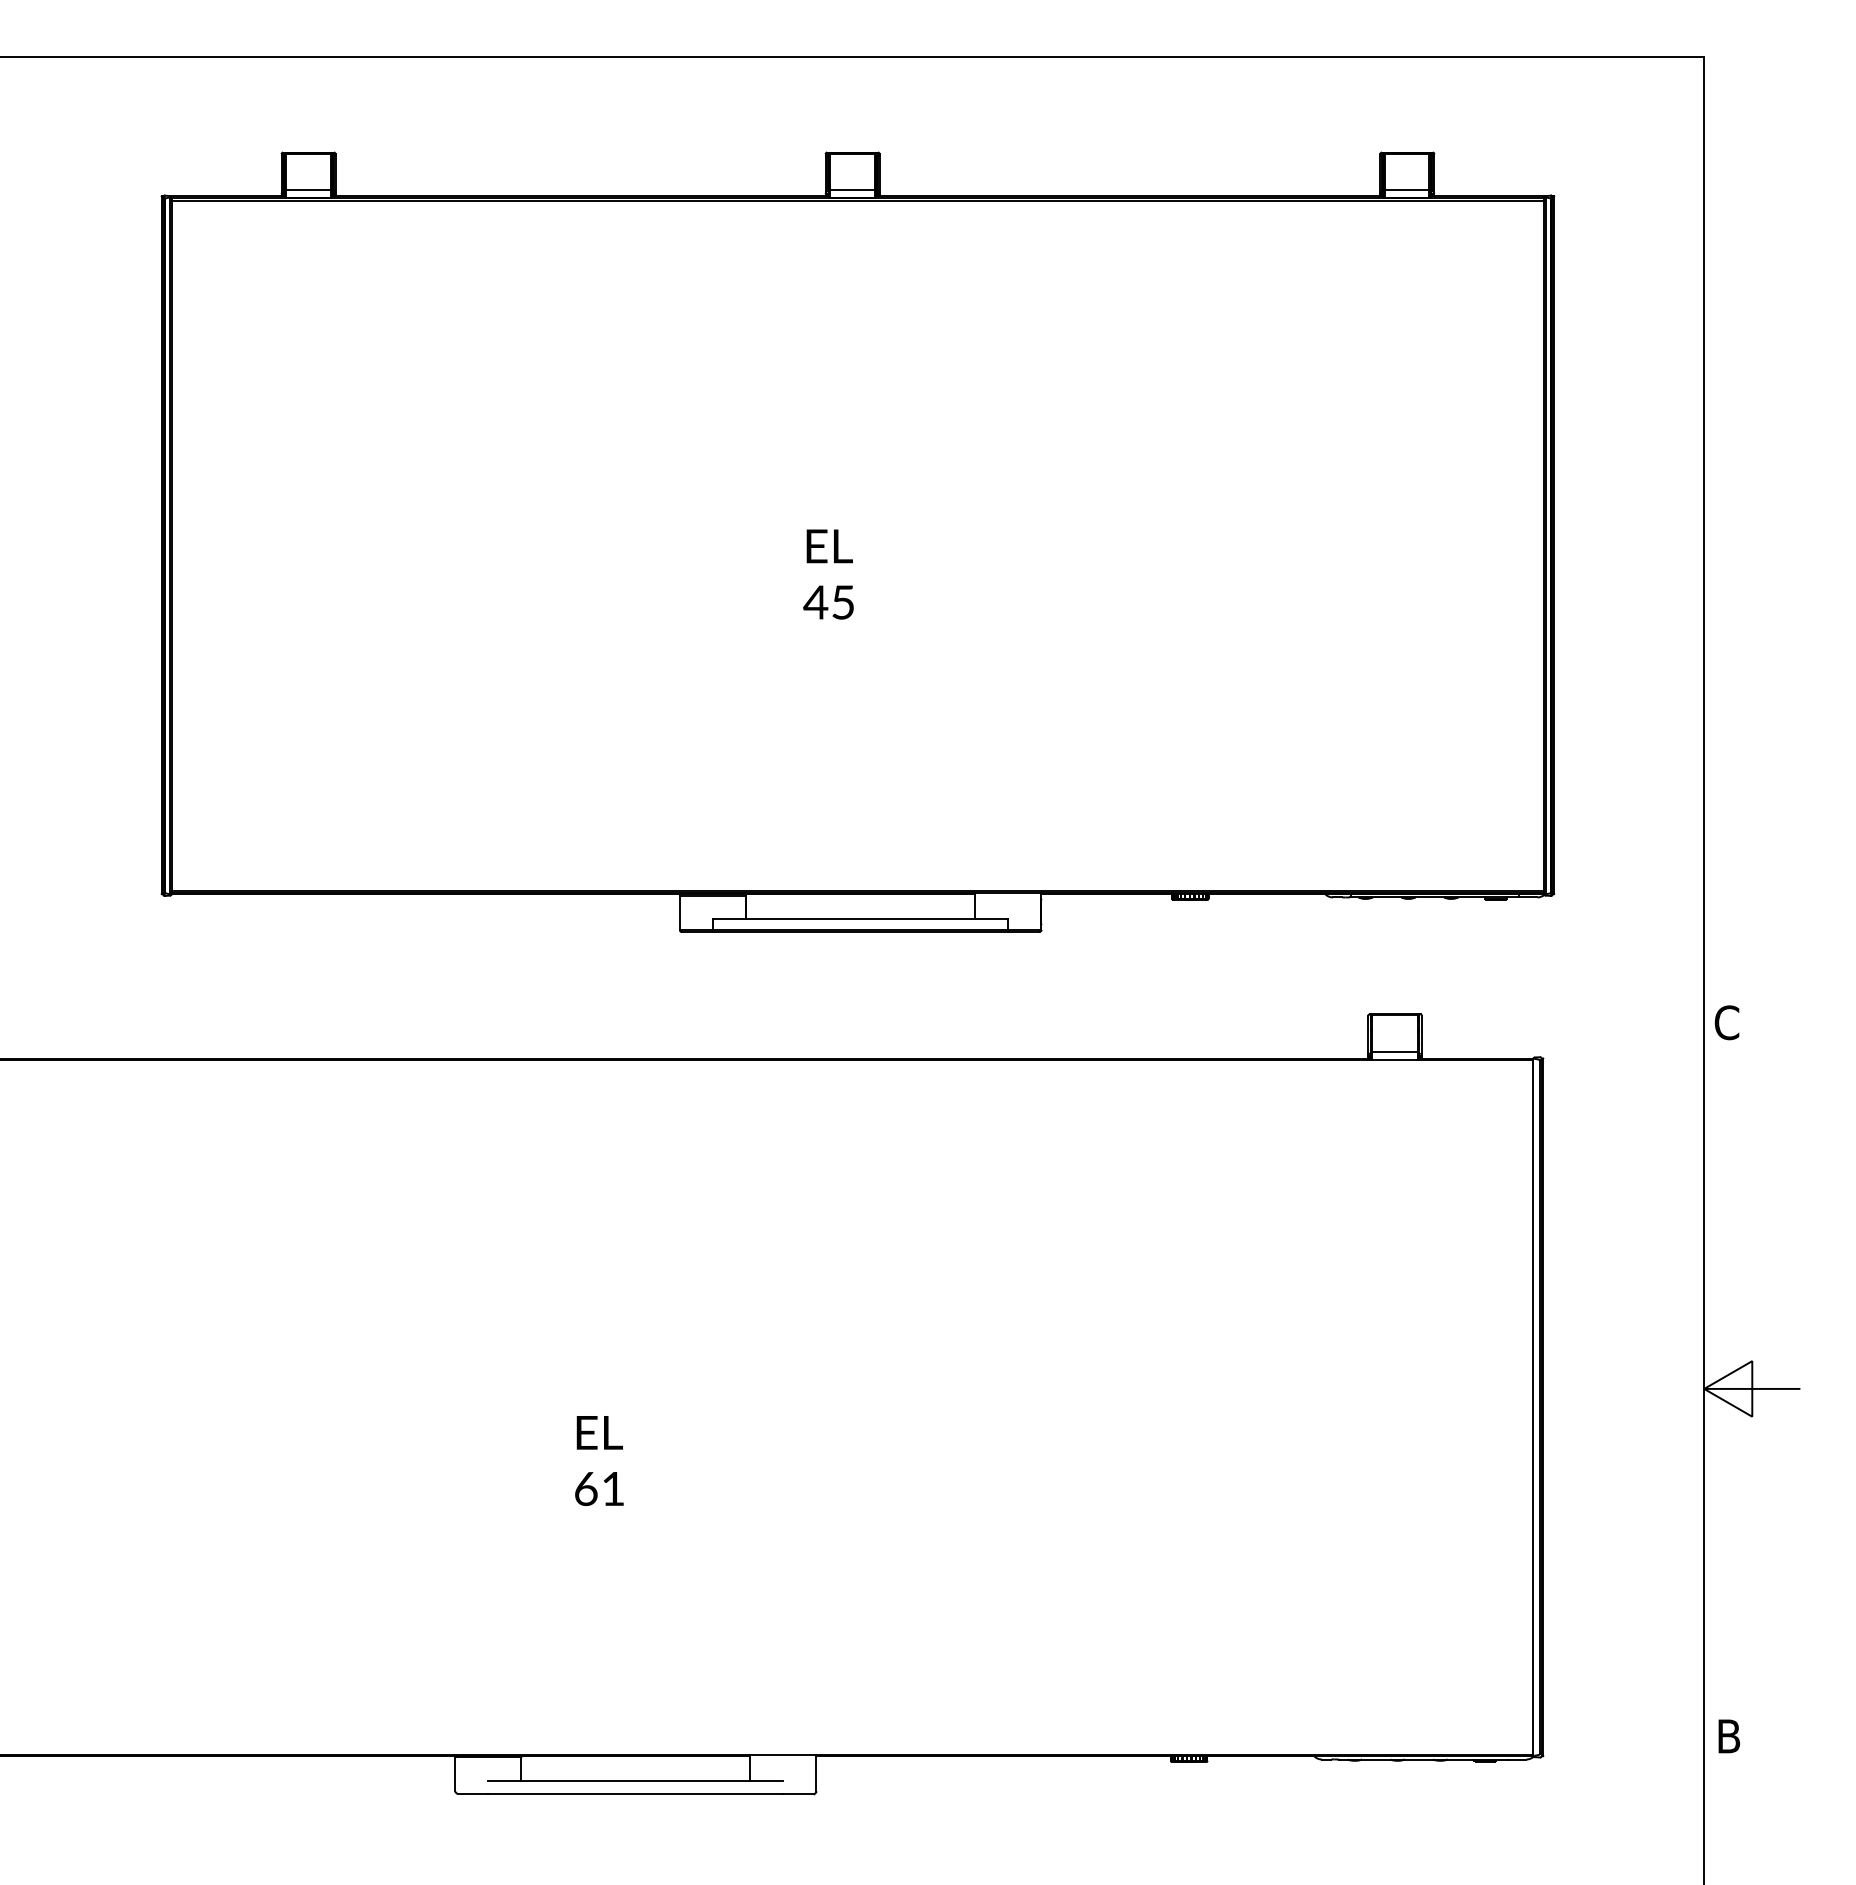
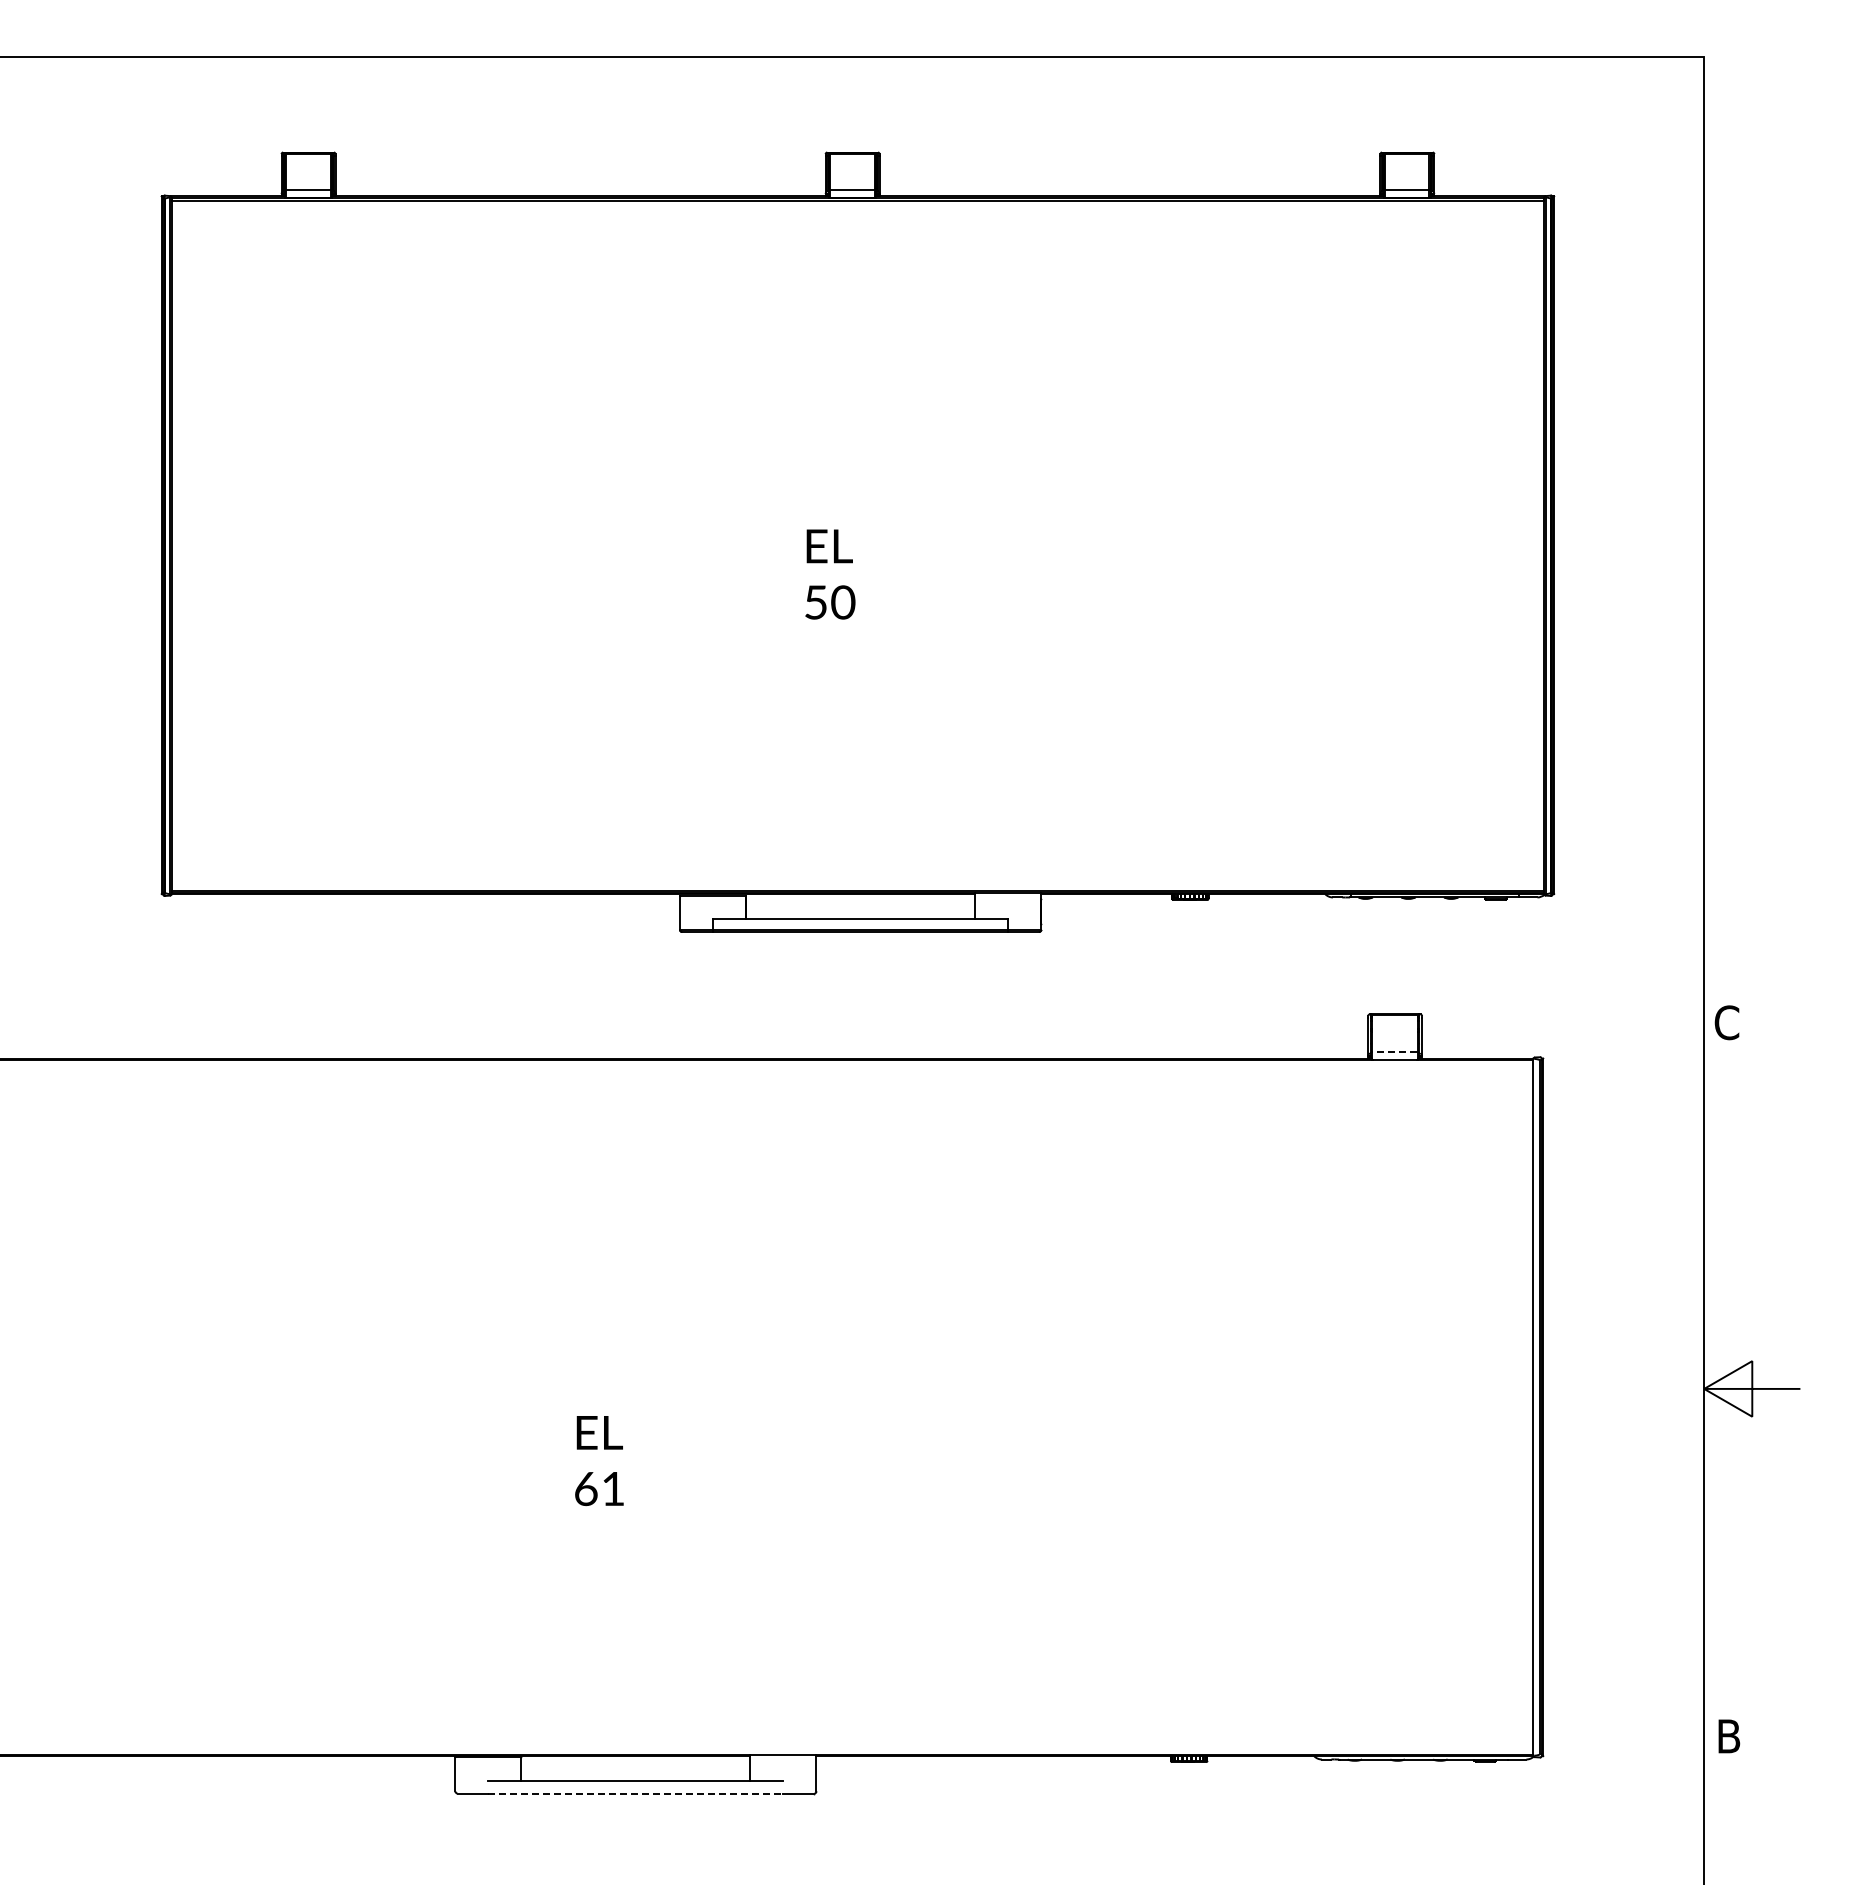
text: 45 -> 50 (829, 602)
line: solid -> dashed (1394, 1051)
line: solid -> dashed (635, 1793)
